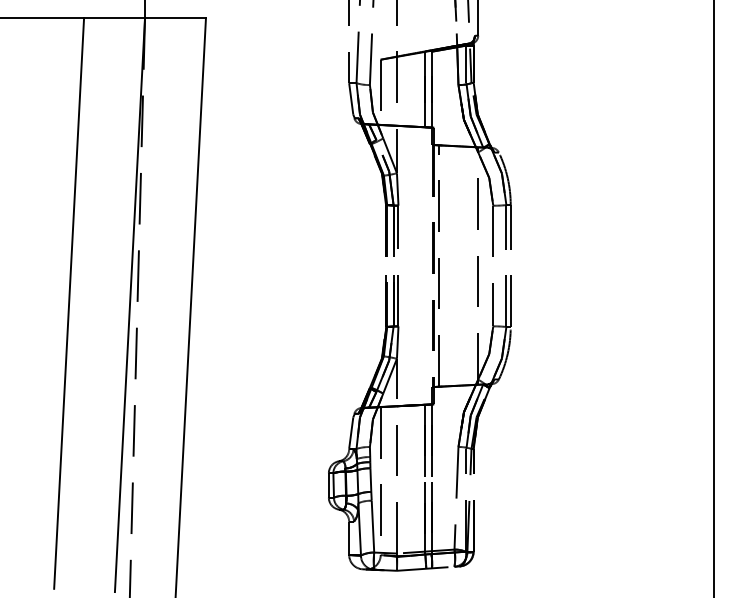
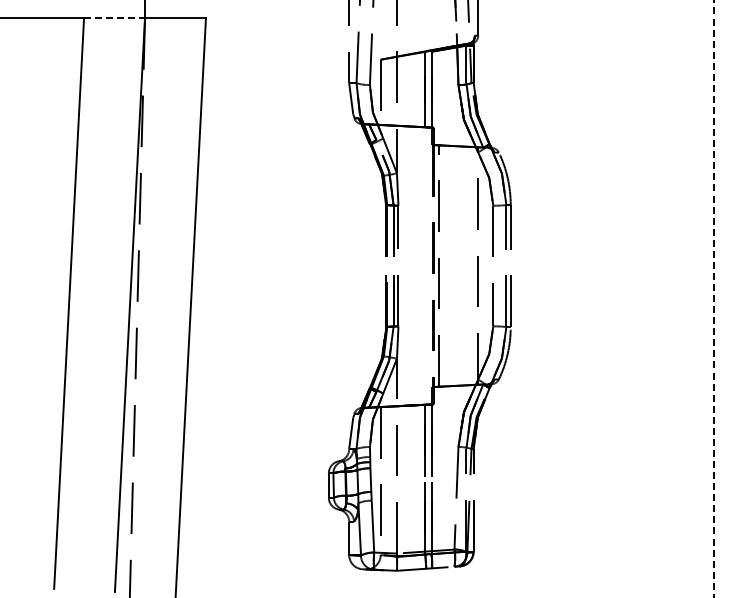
line: solid -> dashed (115, 18)
line: solid -> dashed (713, 298)
